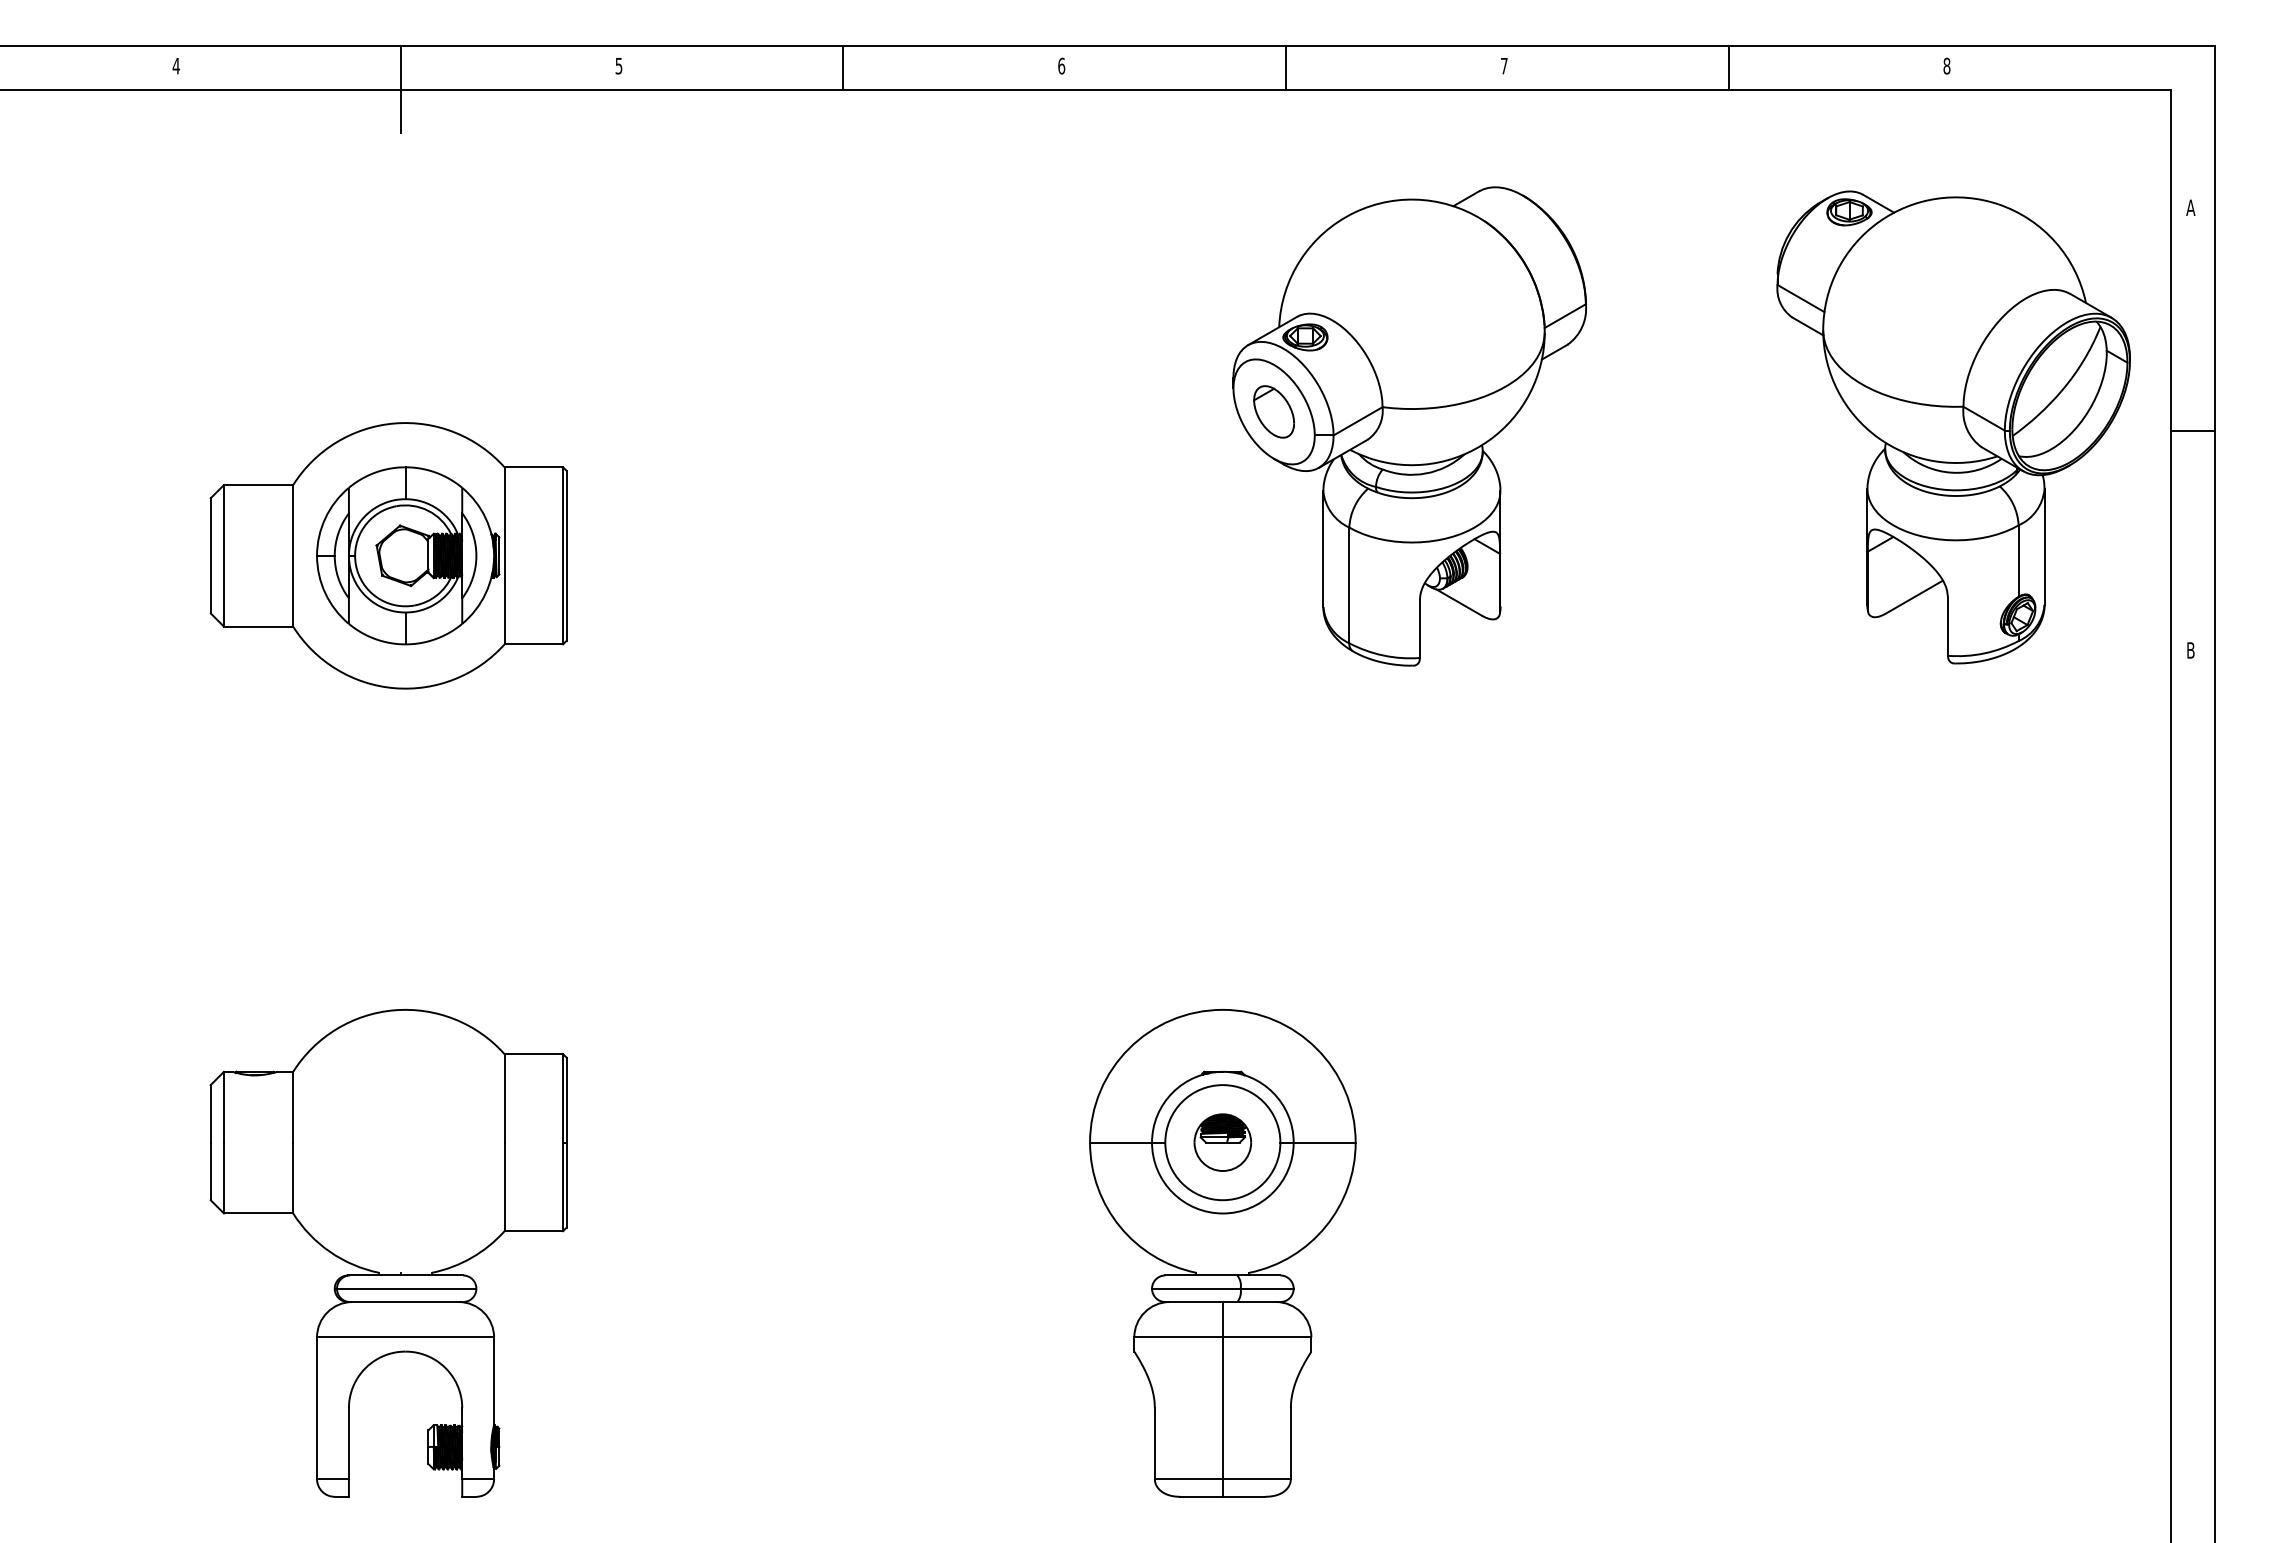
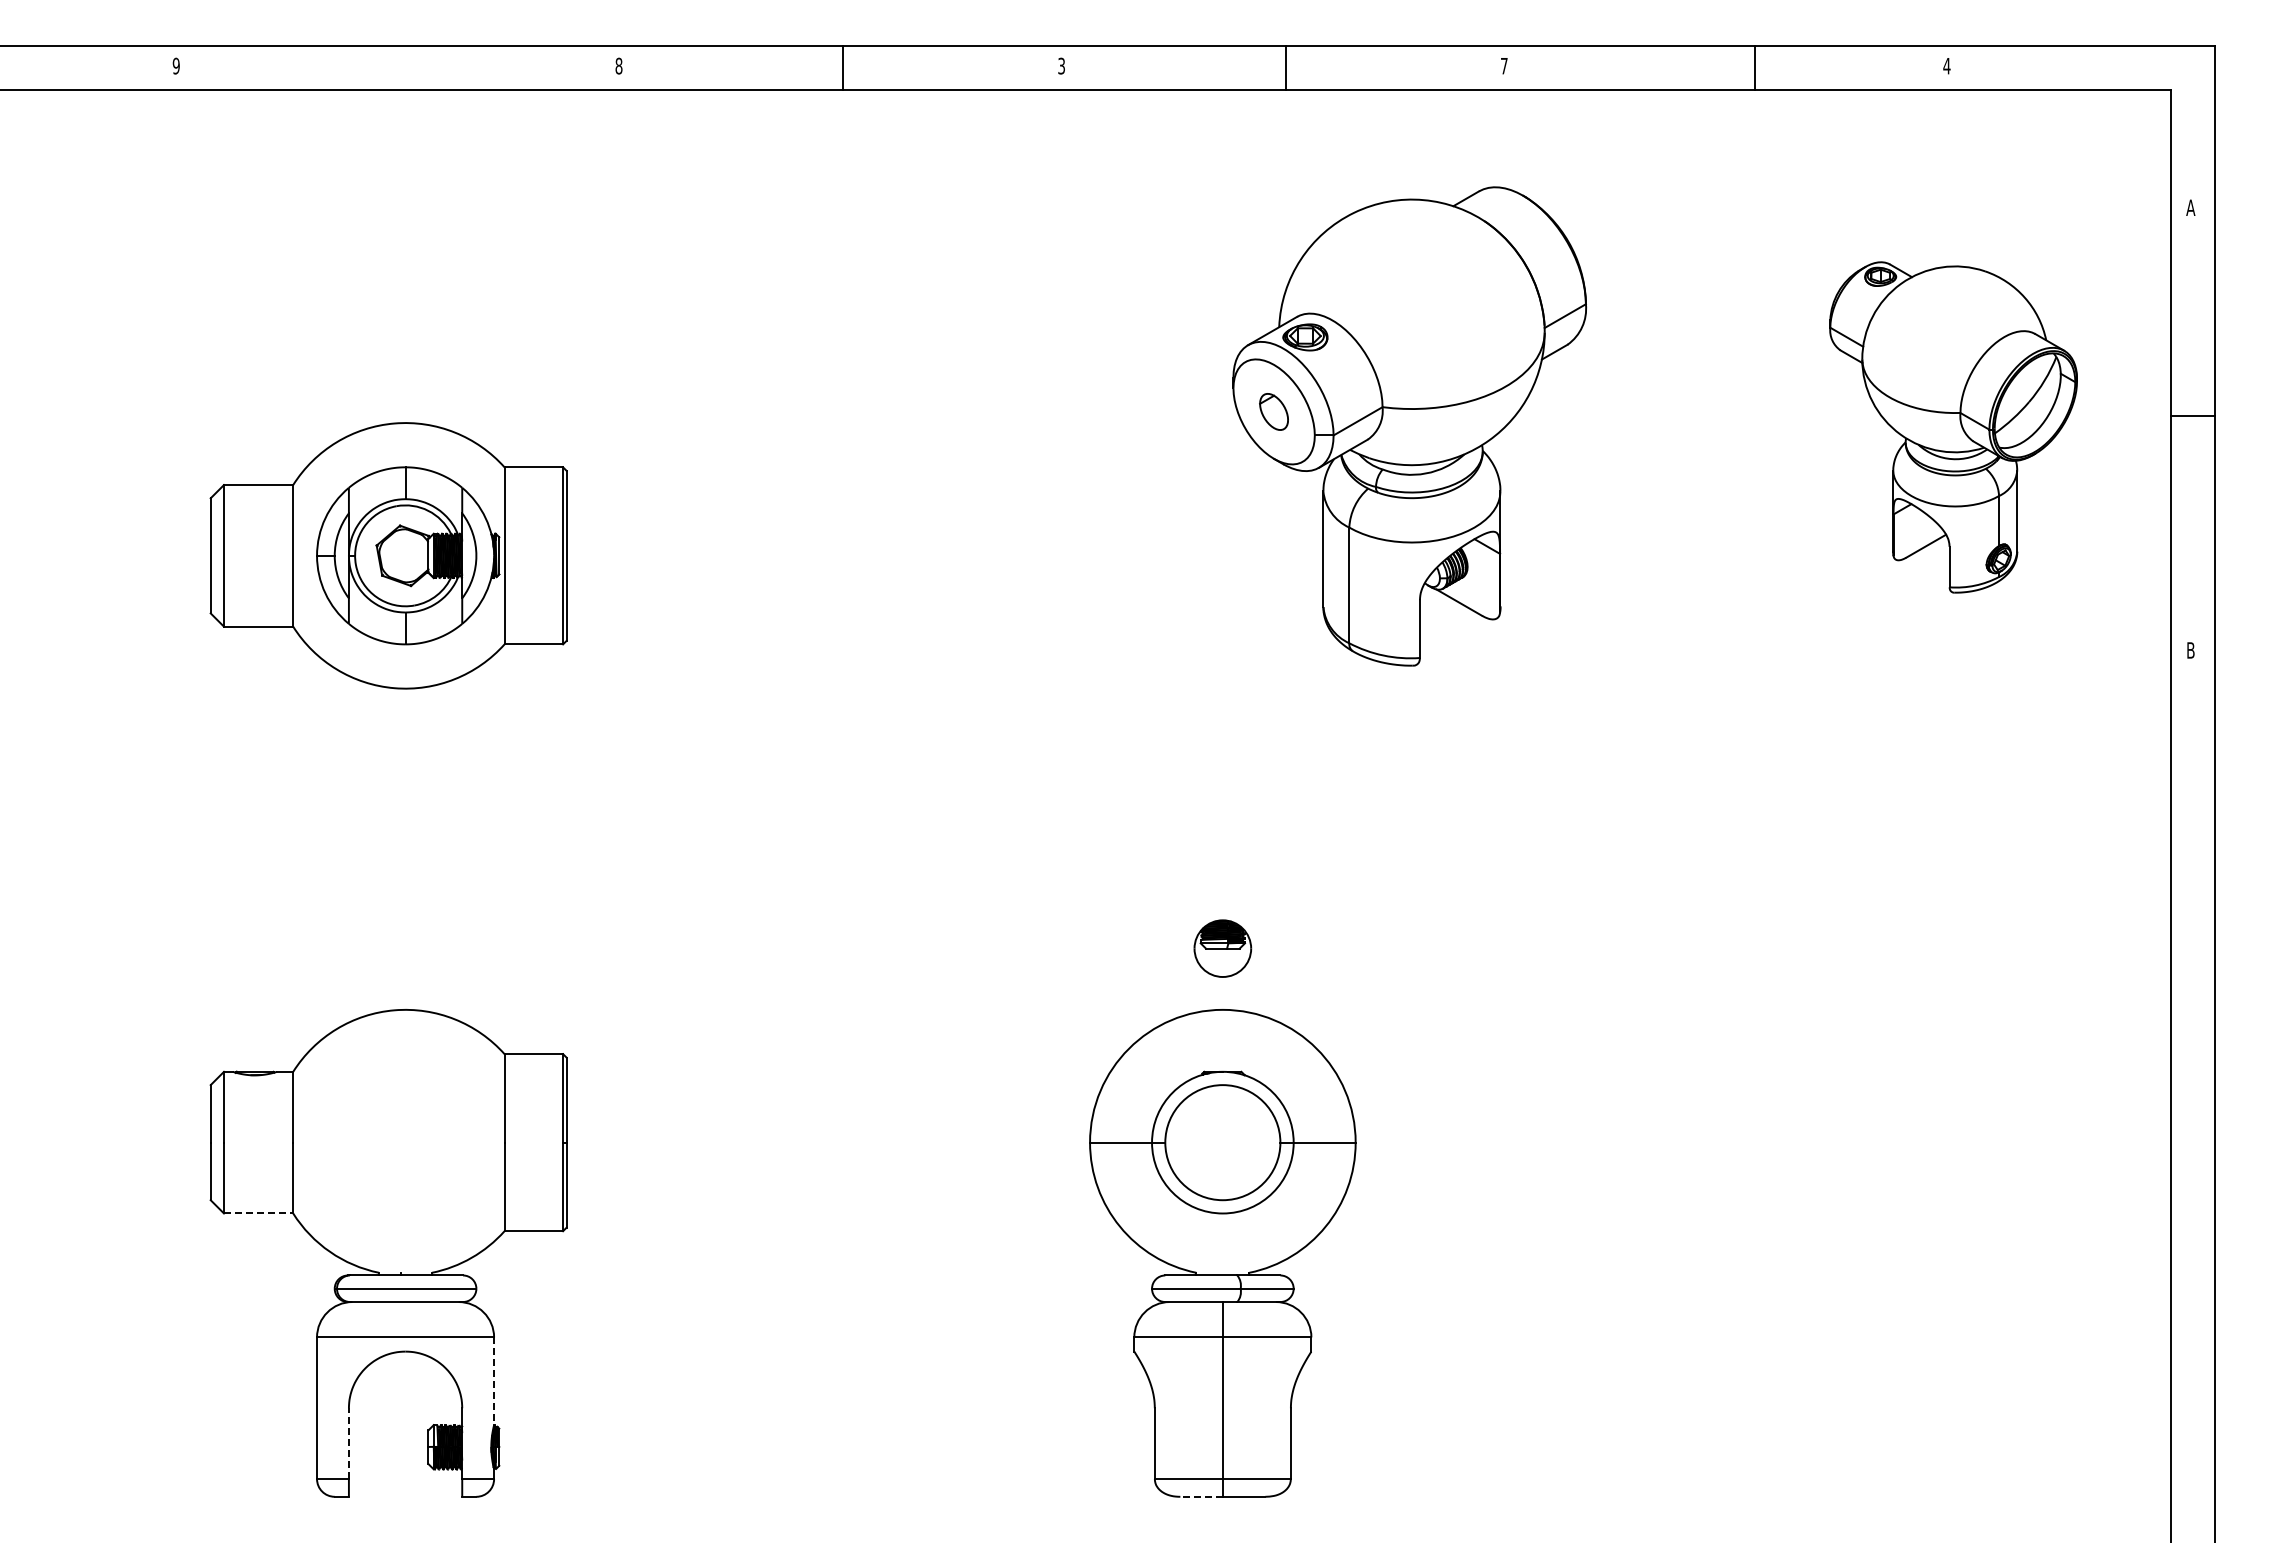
text: 4 -> 9 (176, 65)
text: 5 -> 8 (618, 65)
text: 6 -> 3 (1061, 65)
text: 8 -> 4 (1946, 65)
line position: (1728, 68) -> (1754, 68) (1754, 68)
line: present -> none (400, 89)
part size: 42x54 px -> 30x38 px (1273, 411)
part size: 355x475 px -> 249x333 px (1953, 427)
line position: (2193, 431) -> (2193, 416) (2193, 416)
part position: (1222, 1142) -> (1222, 948) (1222, 948)
line: solid -> dashed (258, 1213)
line: solid -> dashed (494, 1381)
line: solid -> dashed (348, 1443)
line: solid -> dashed (1201, 1496)
